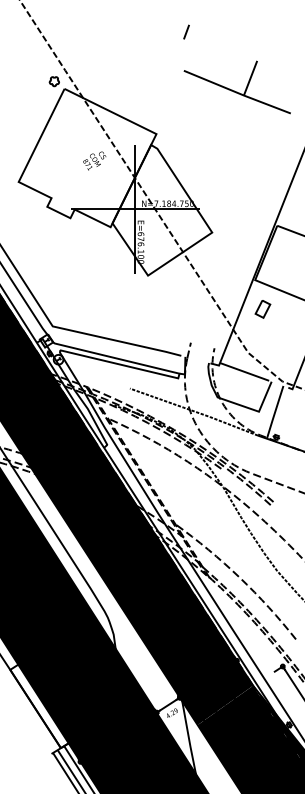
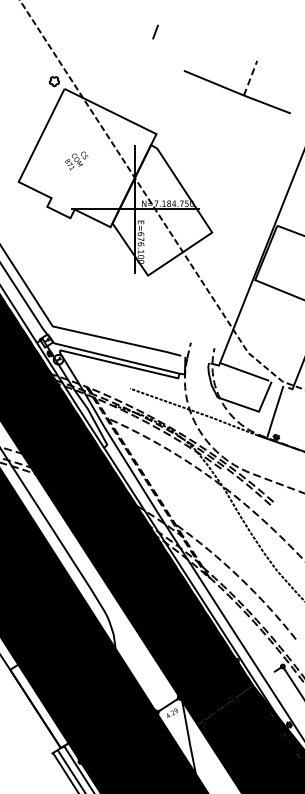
line position: (186, 31) -> (155, 31) (155, 31)
line: solid -> dashed (250, 78)
text position: (94, 160) -> (76, 160) (76, 160)
part: present -> none (262, 309)
